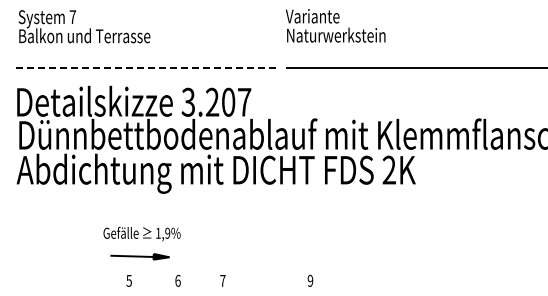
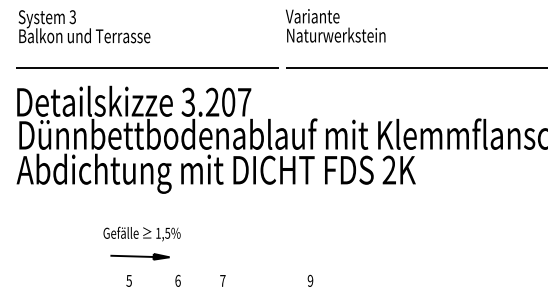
text: 7 -> 3 (72, 17)
line: dashed -> solid (148, 67)
text: 1,9% -> 1,5% (167, 232)
